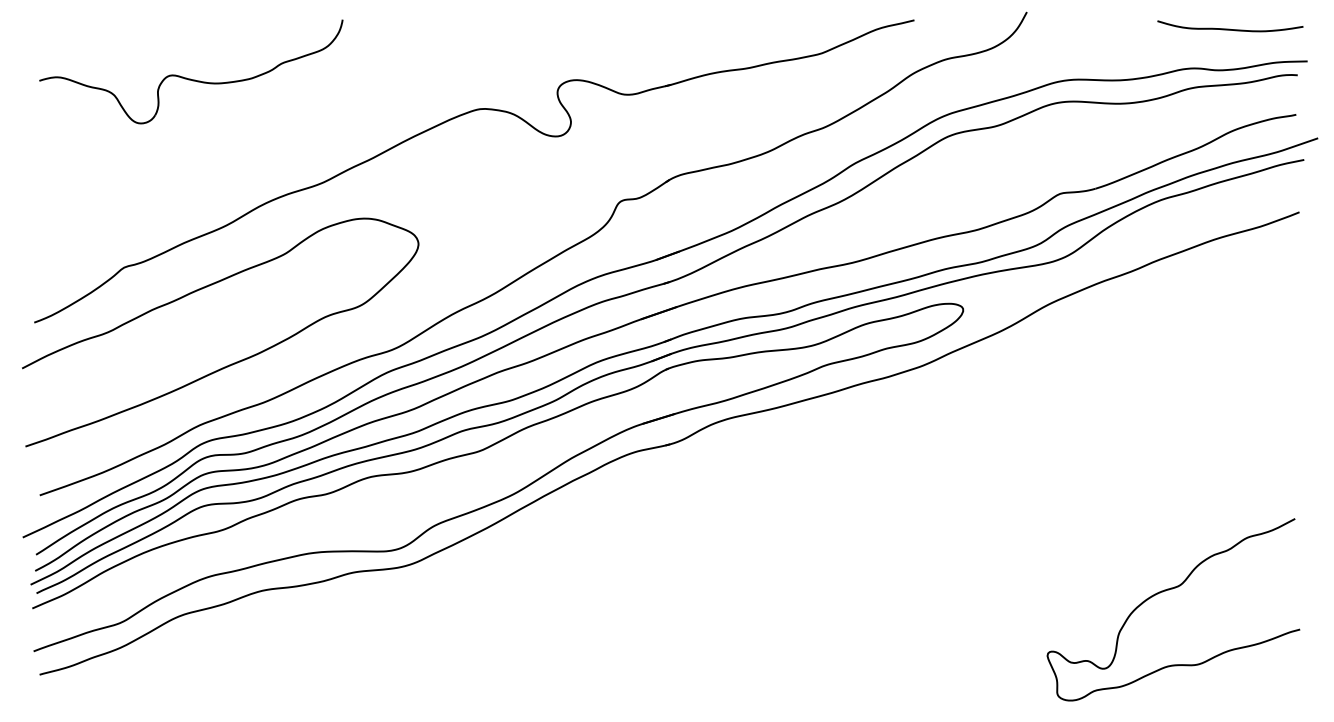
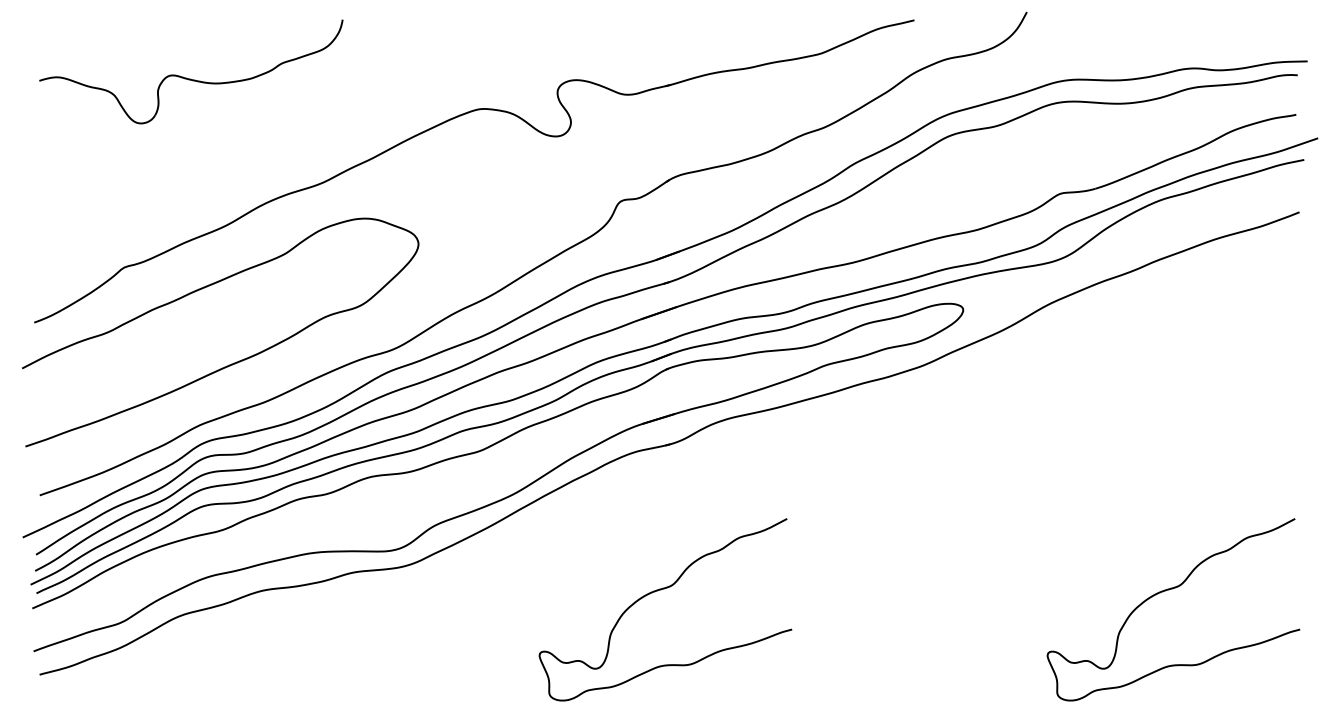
curve: present -> none (1229, 28)
curve: none -> present (661, 590)
